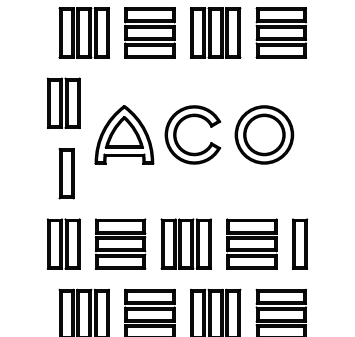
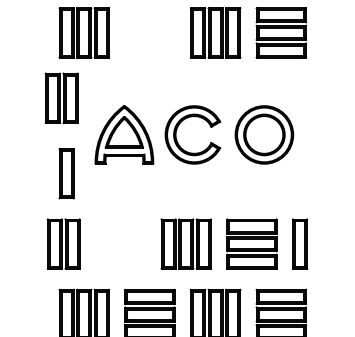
part: present -> none (149, 32)
part position: (63, 102) -> (61, 97) (61, 97)
part: present -> none (120, 243)
